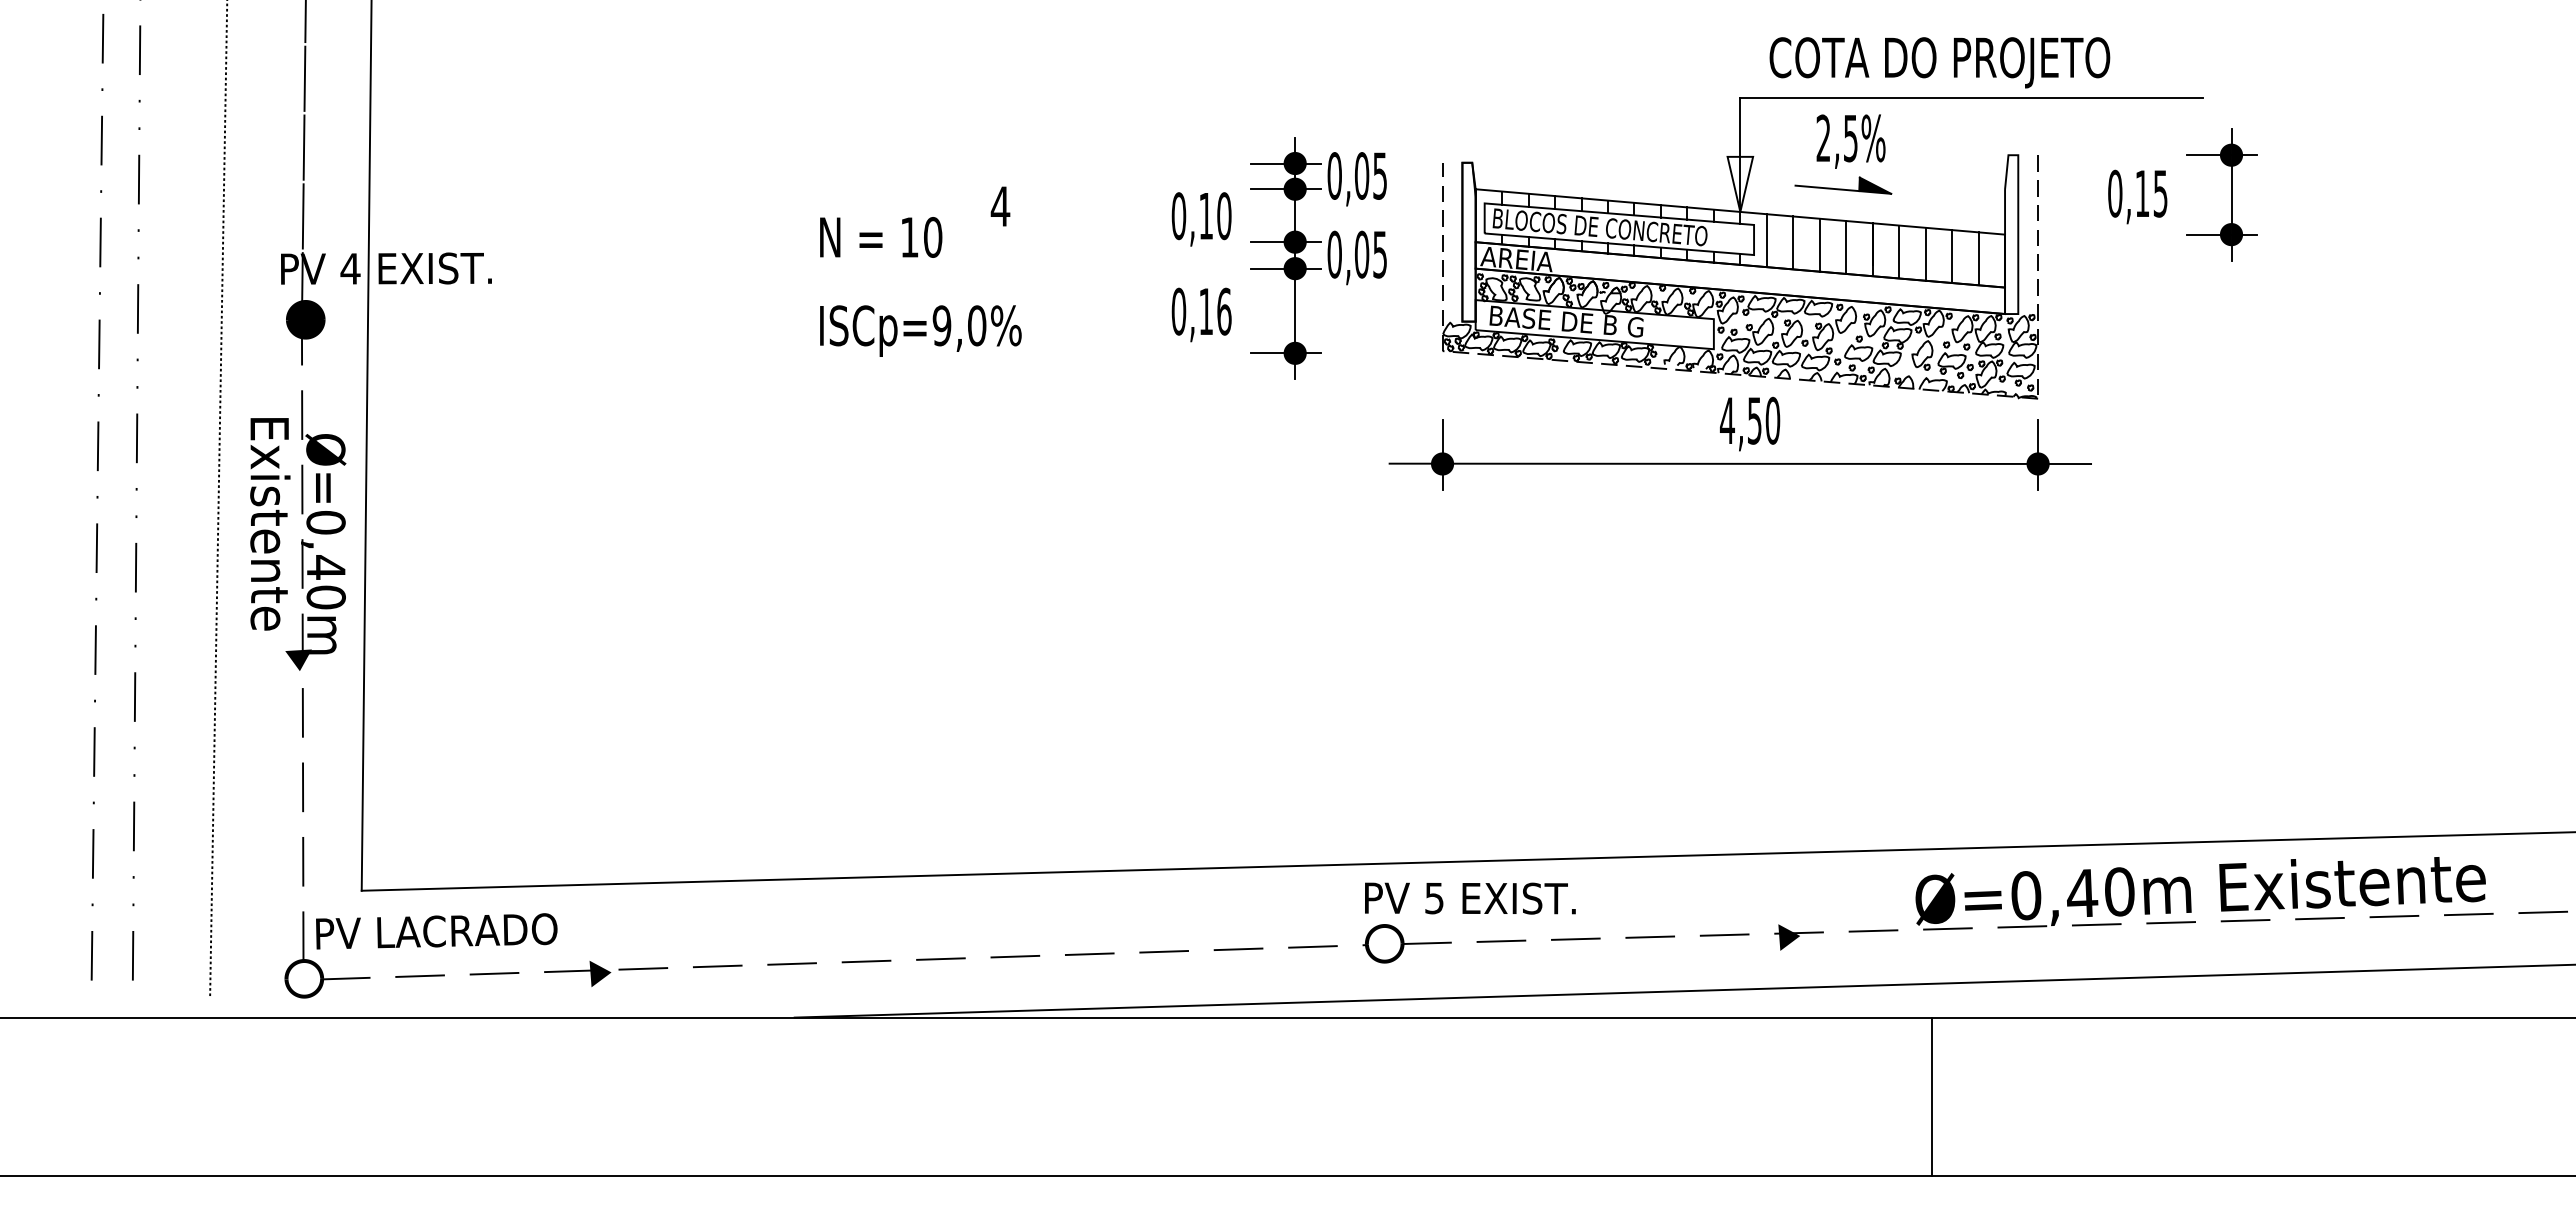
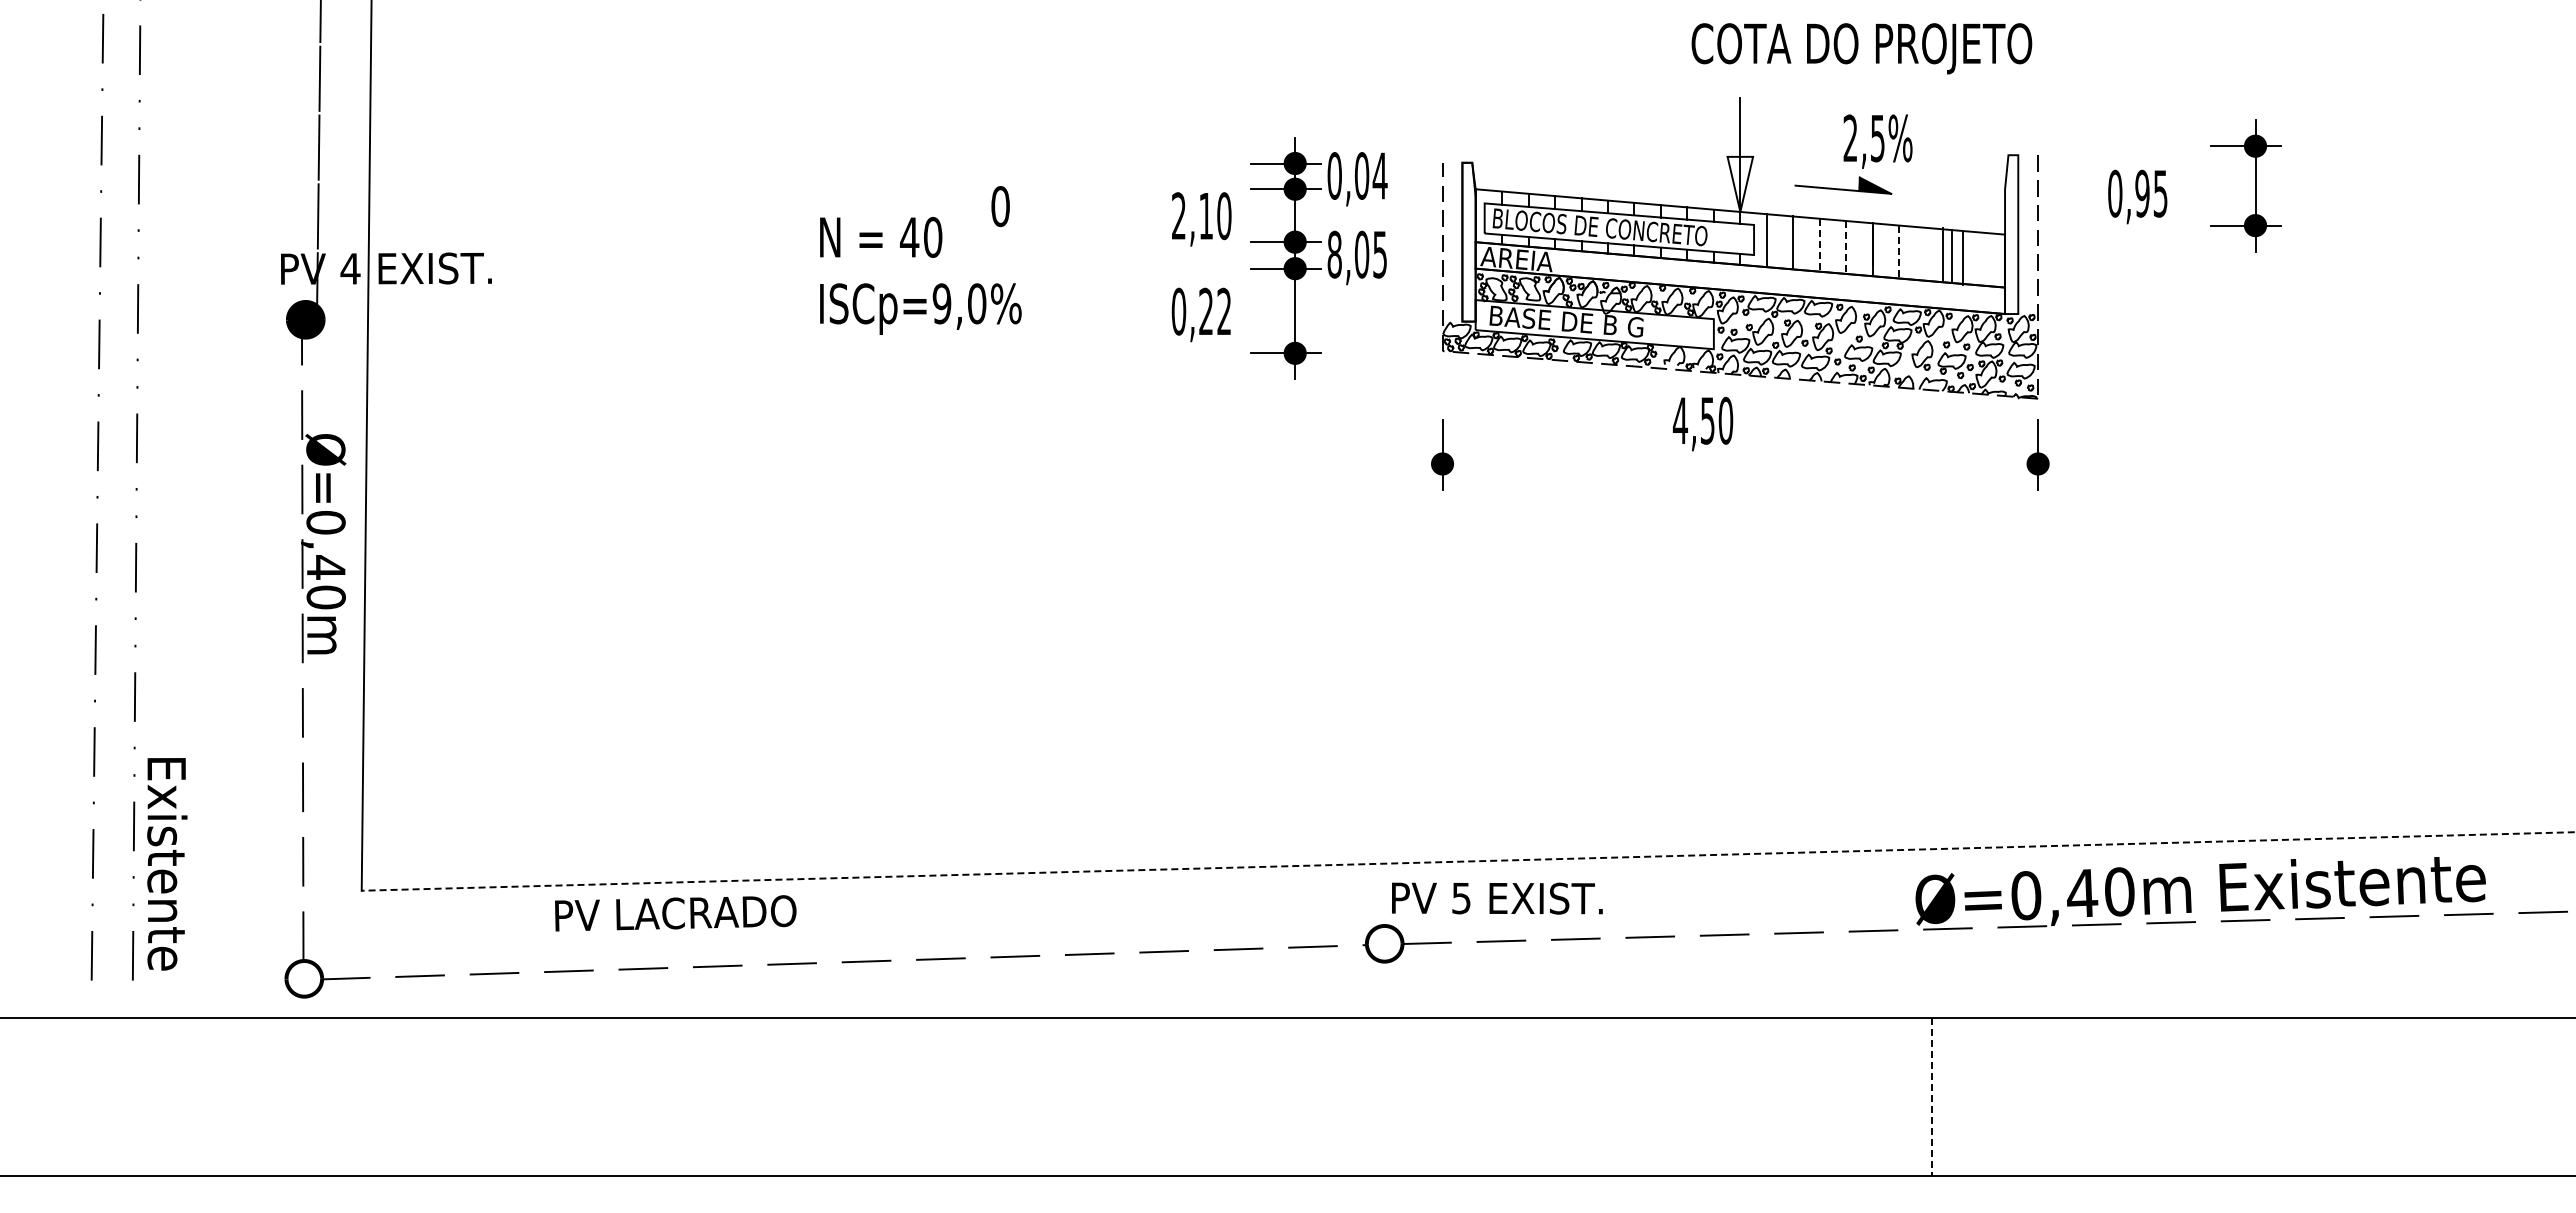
text position: (1939, 62) -> (1861, 48) (1861, 48)
line: present -> none (1971, 97)
text position: (1850, 141) -> (1877, 141) (1877, 141)
line position: (303, 160) -> (318, 160) (318, 160)
text: 0,05 -> 0,04 (1379, 175)
text: 0,15 -> 0,95 (2142, 193)
part position: (2231, 194) -> (2255, 185) (2255, 185)
text: 4 -> 0 (1000, 206)
text: 0,10 -> 2,10 (1178, 216)
text: 10 -> 40 (909, 237)
line: solid -> dashed (1819, 245)
line: solid -> dashed (1846, 248)
line: solid -> dashed (1899, 252)
line position: (1925, 253) -> (1942, 253) (1942, 253)
text: 0,05 -> 8,05 (1334, 254)
line position: (1978, 258) -> (1962, 258) (1962, 258)
text: 0,16 -> 0,22 (1215, 311)
text position: (920, 330) -> (920, 308) (920, 308)
text position: (1750, 423) -> (1703, 423) (1703, 423)
line: present -> none (1740, 463)
line: present -> none (218, 499)
text position: (270, 524) -> (167, 864) (167, 864)
fill: present -> none (298, 660)
line: solid -> dashed (1468, 861)
text position: (1470, 898) -> (1497, 898) (1497, 898)
text position: (436, 931) -> (675, 913) (675, 913)
fill: present -> none (1789, 937)
fill: present -> none (600, 973)
line: present -> none (1683, 990)
line: solid -> dashed (1932, 1097)
